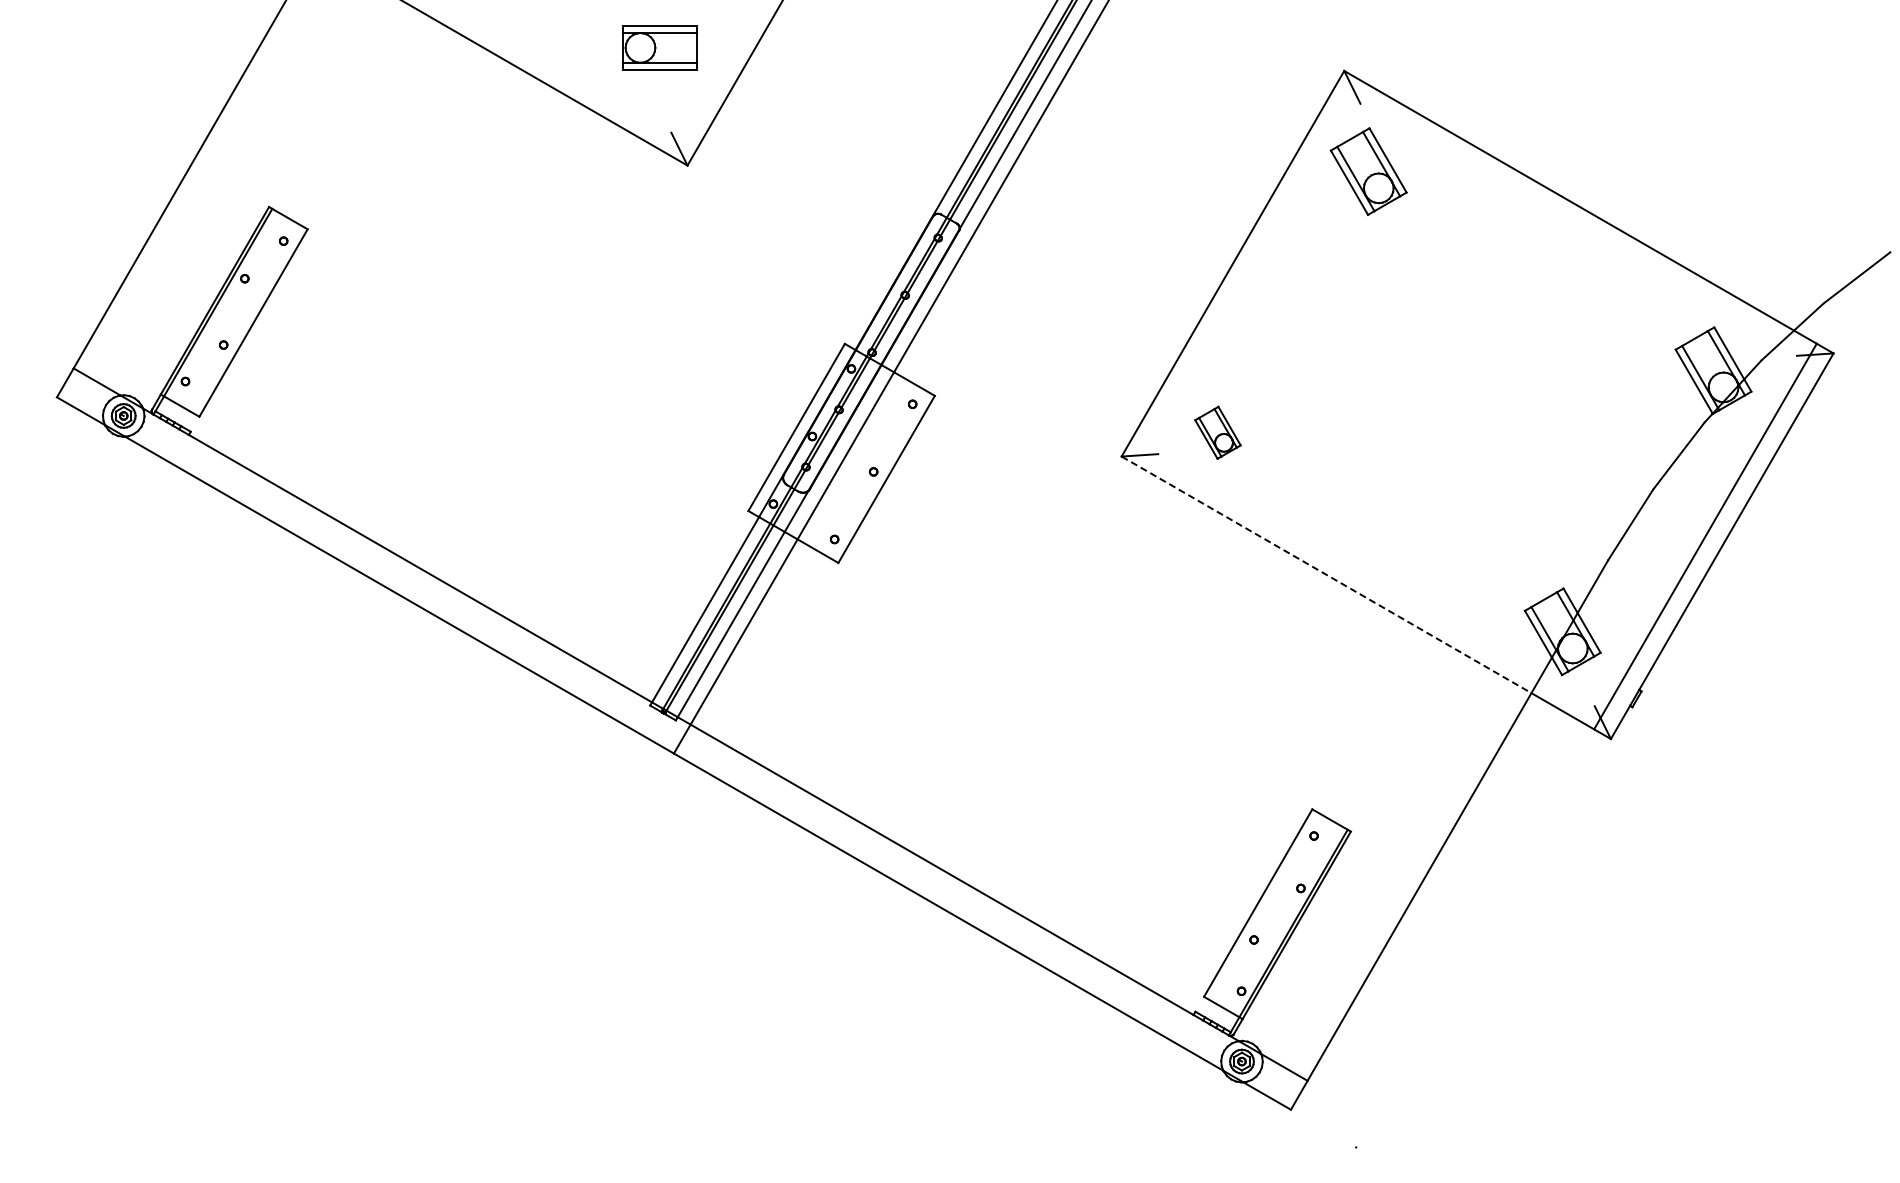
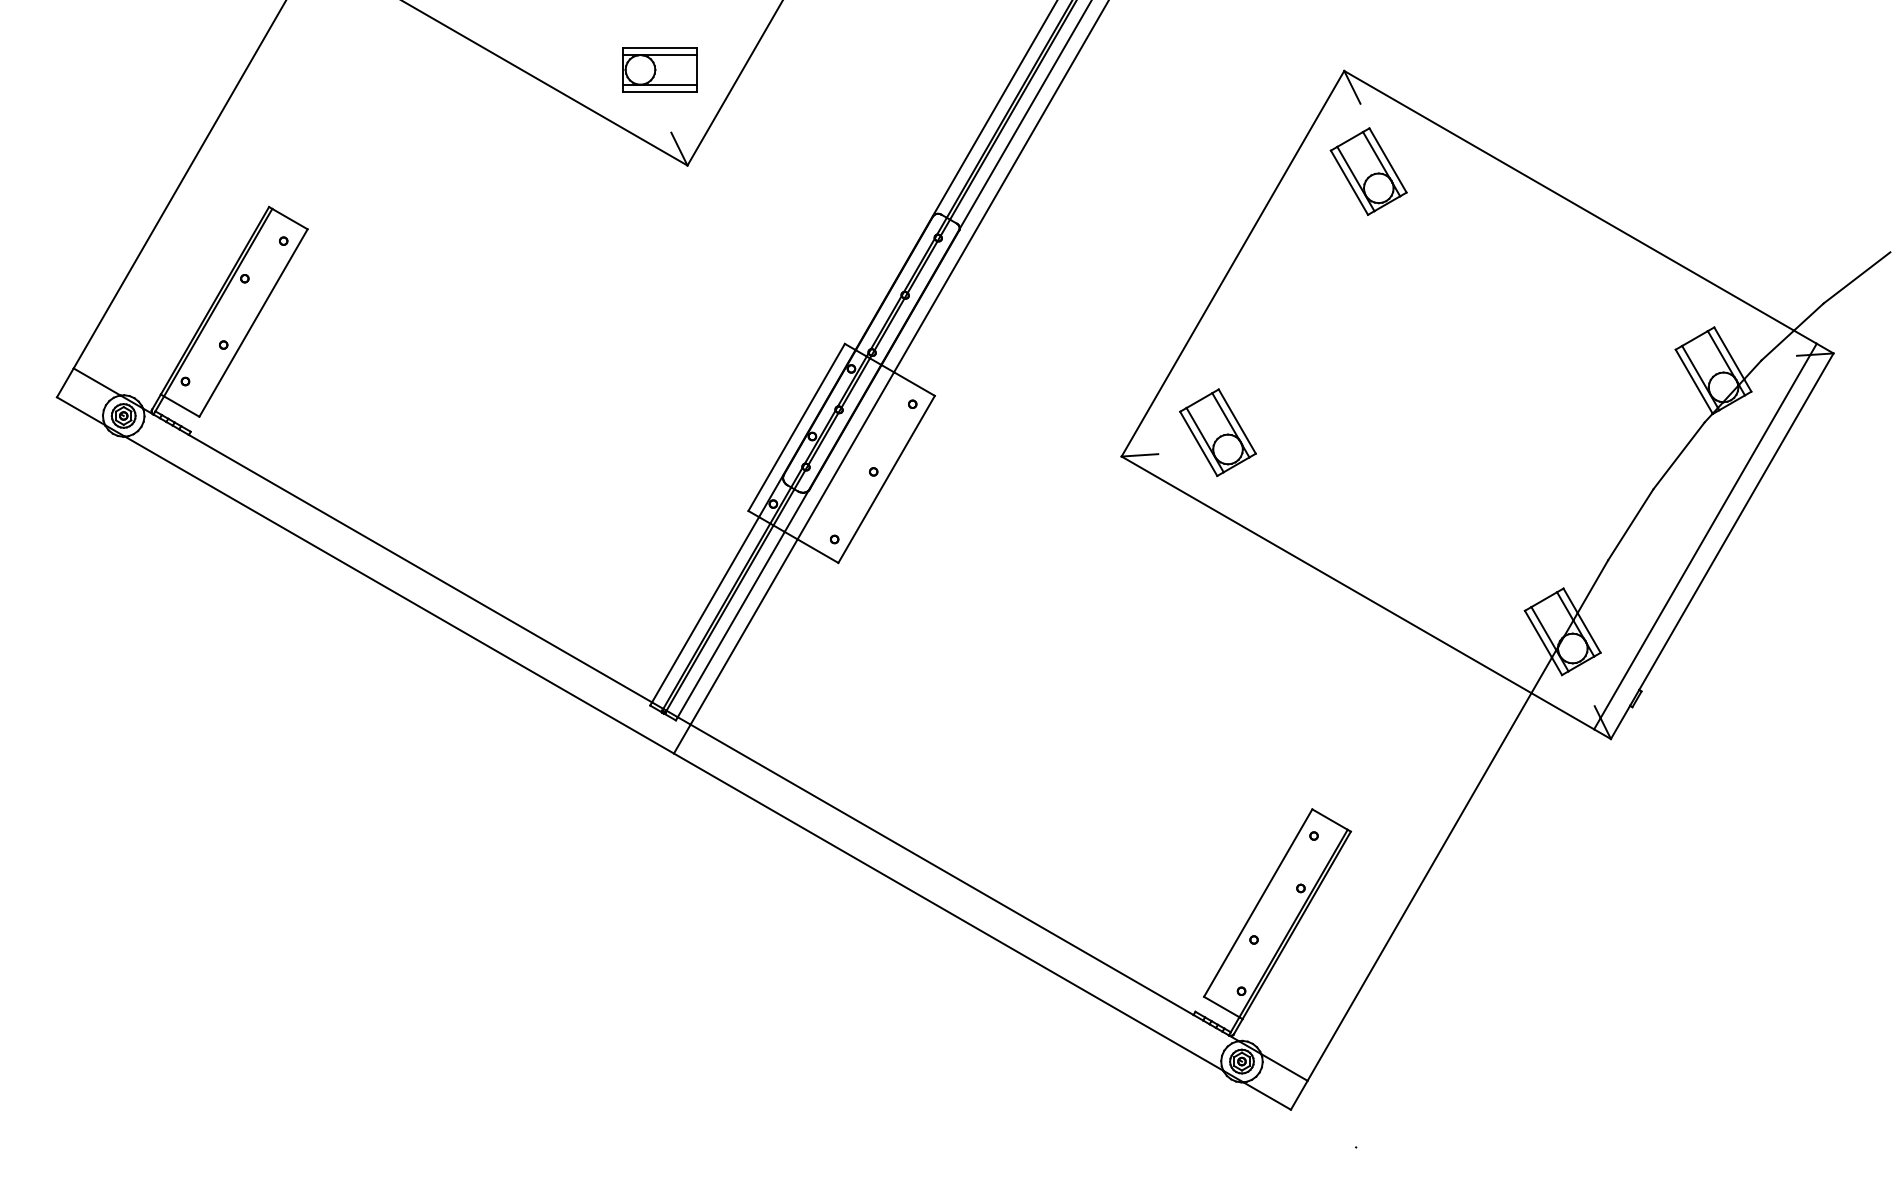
part position: (659, 47) -> (659, 69) (659, 69)
part size: 48x55 px -> 78x90 px (1217, 432)
line: dashed -> solid (1326, 574)
